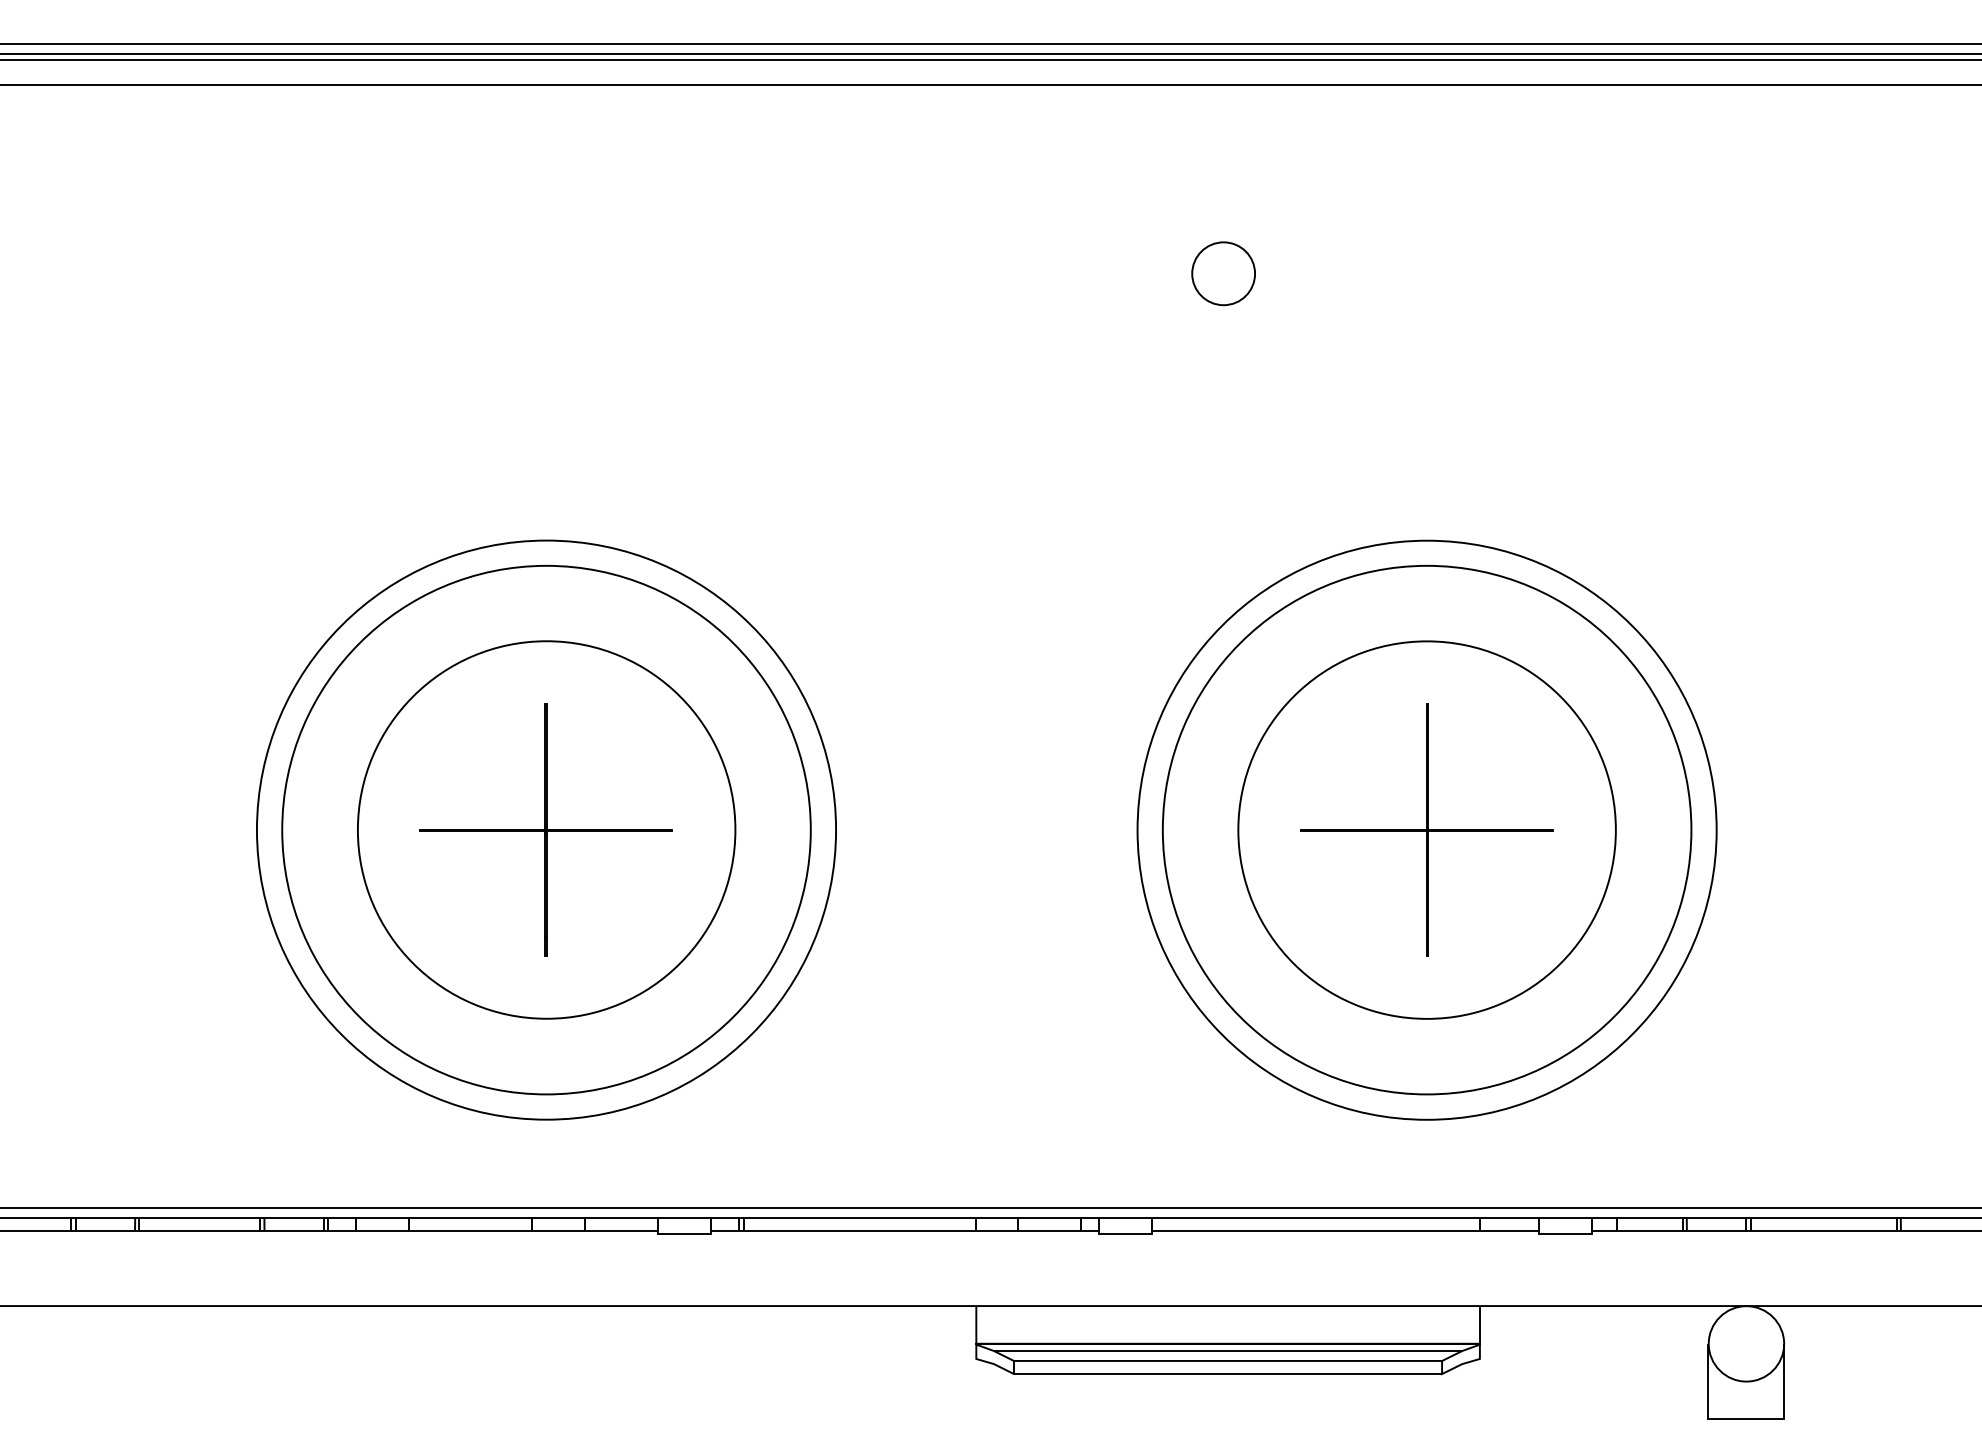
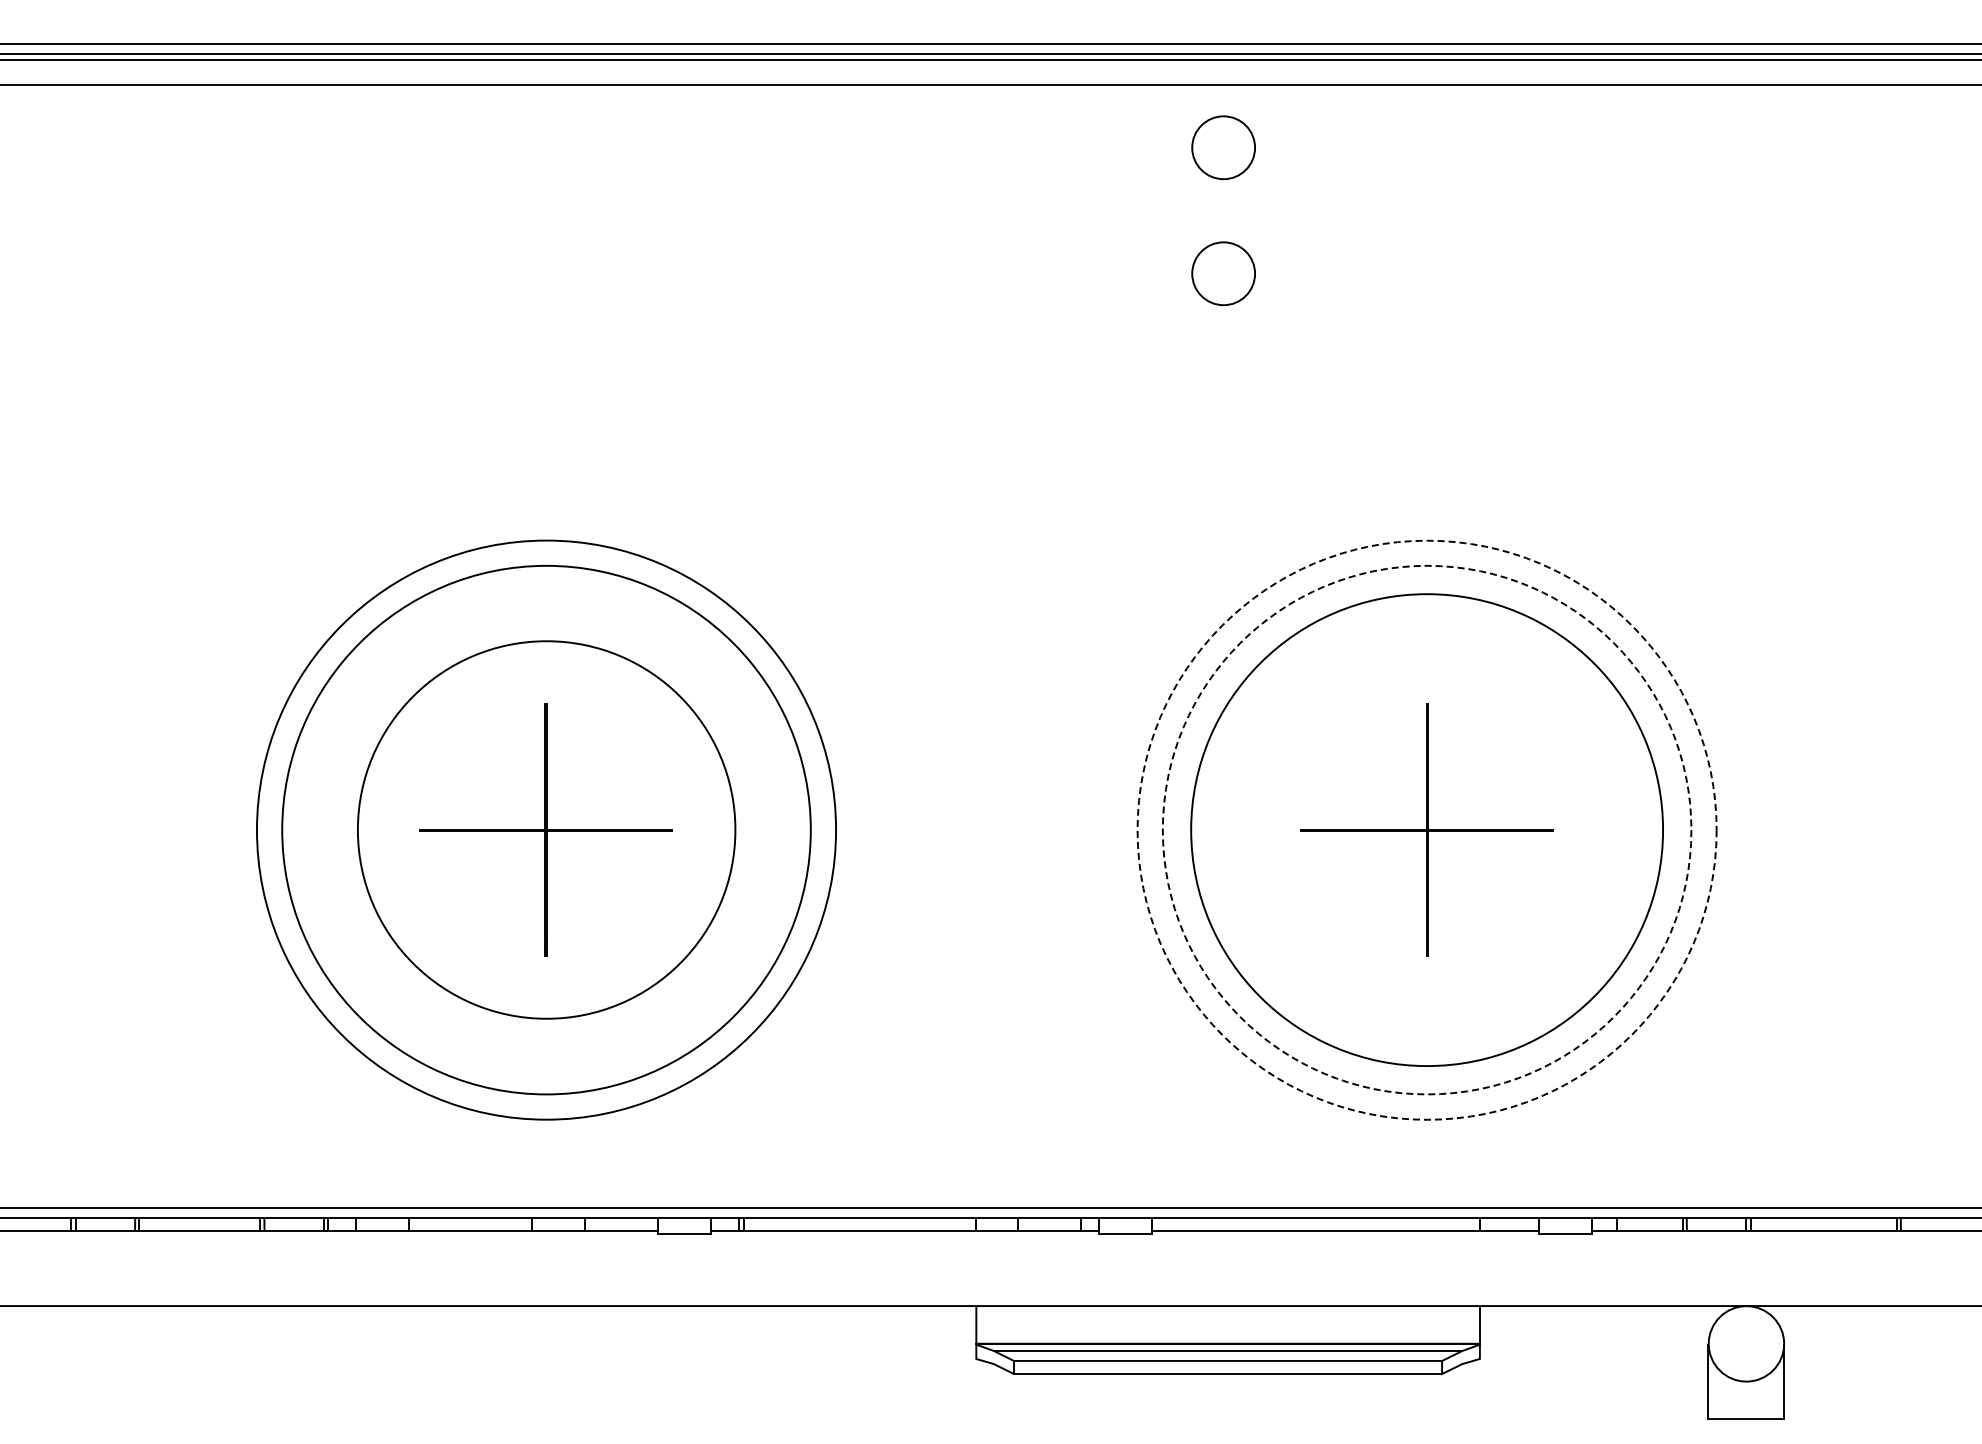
circle: none -> present (1223, 147)
circle diameter: 378 px -> 472 px (1427, 830)
circle: solid -> dashed (1426, 829)
circle: solid -> dashed (1426, 829)
